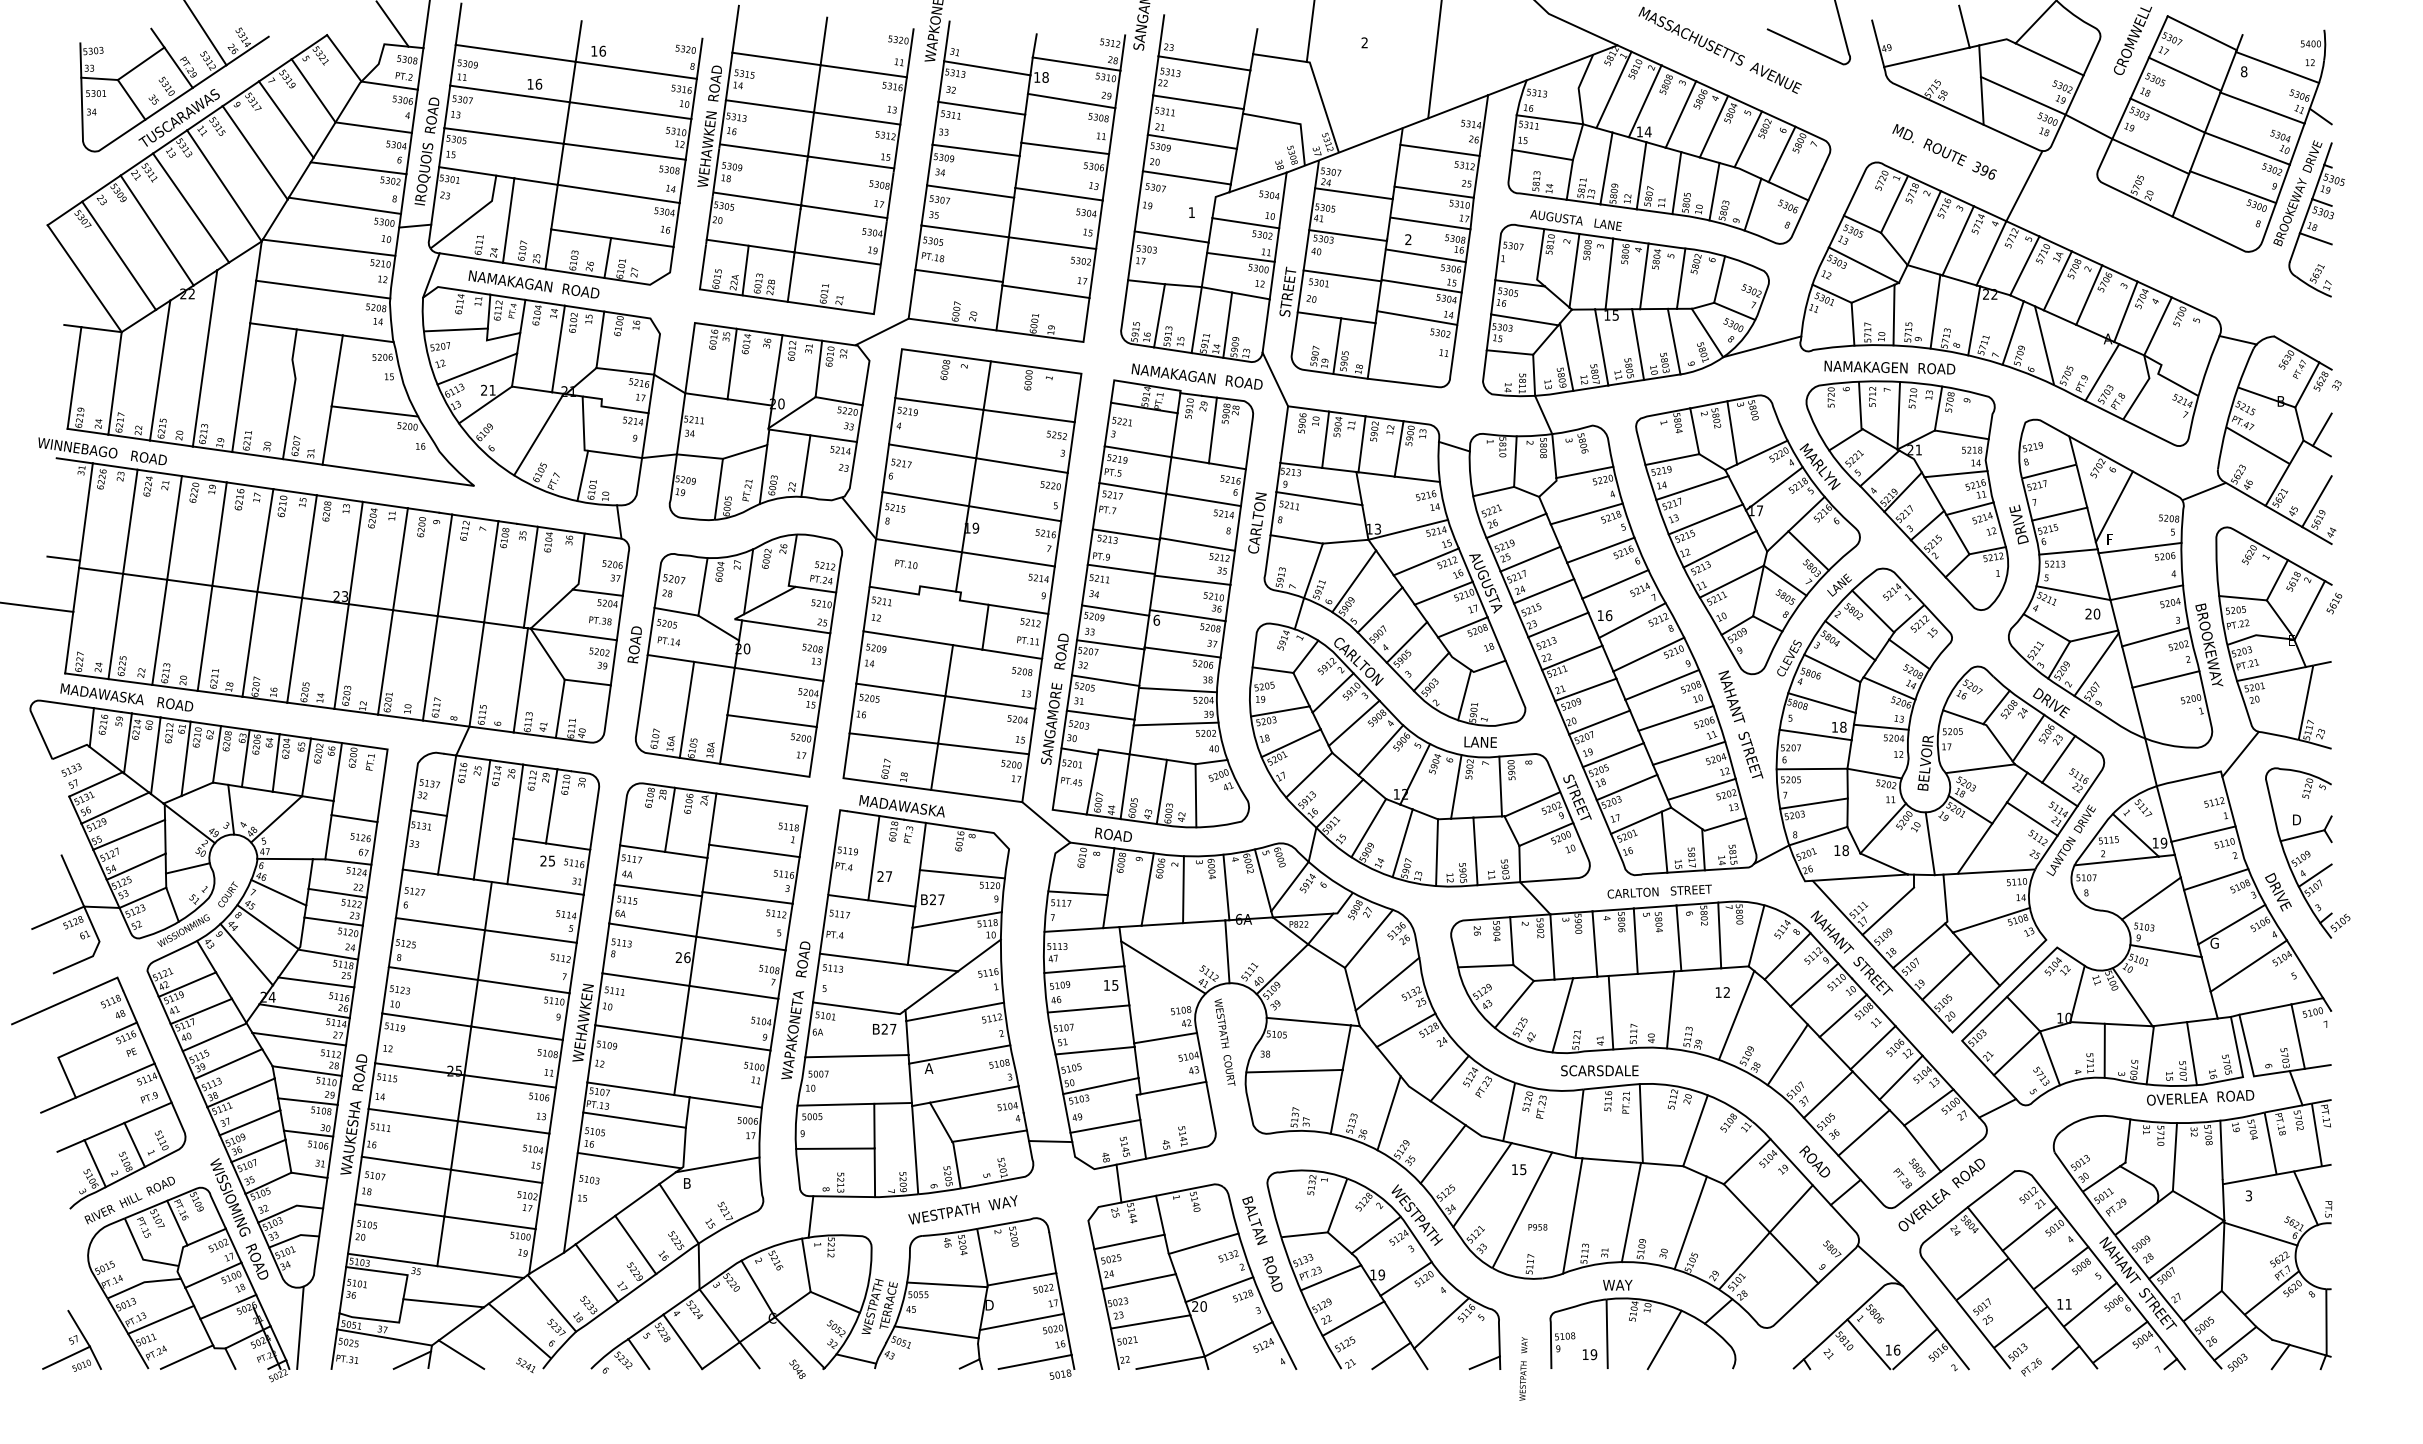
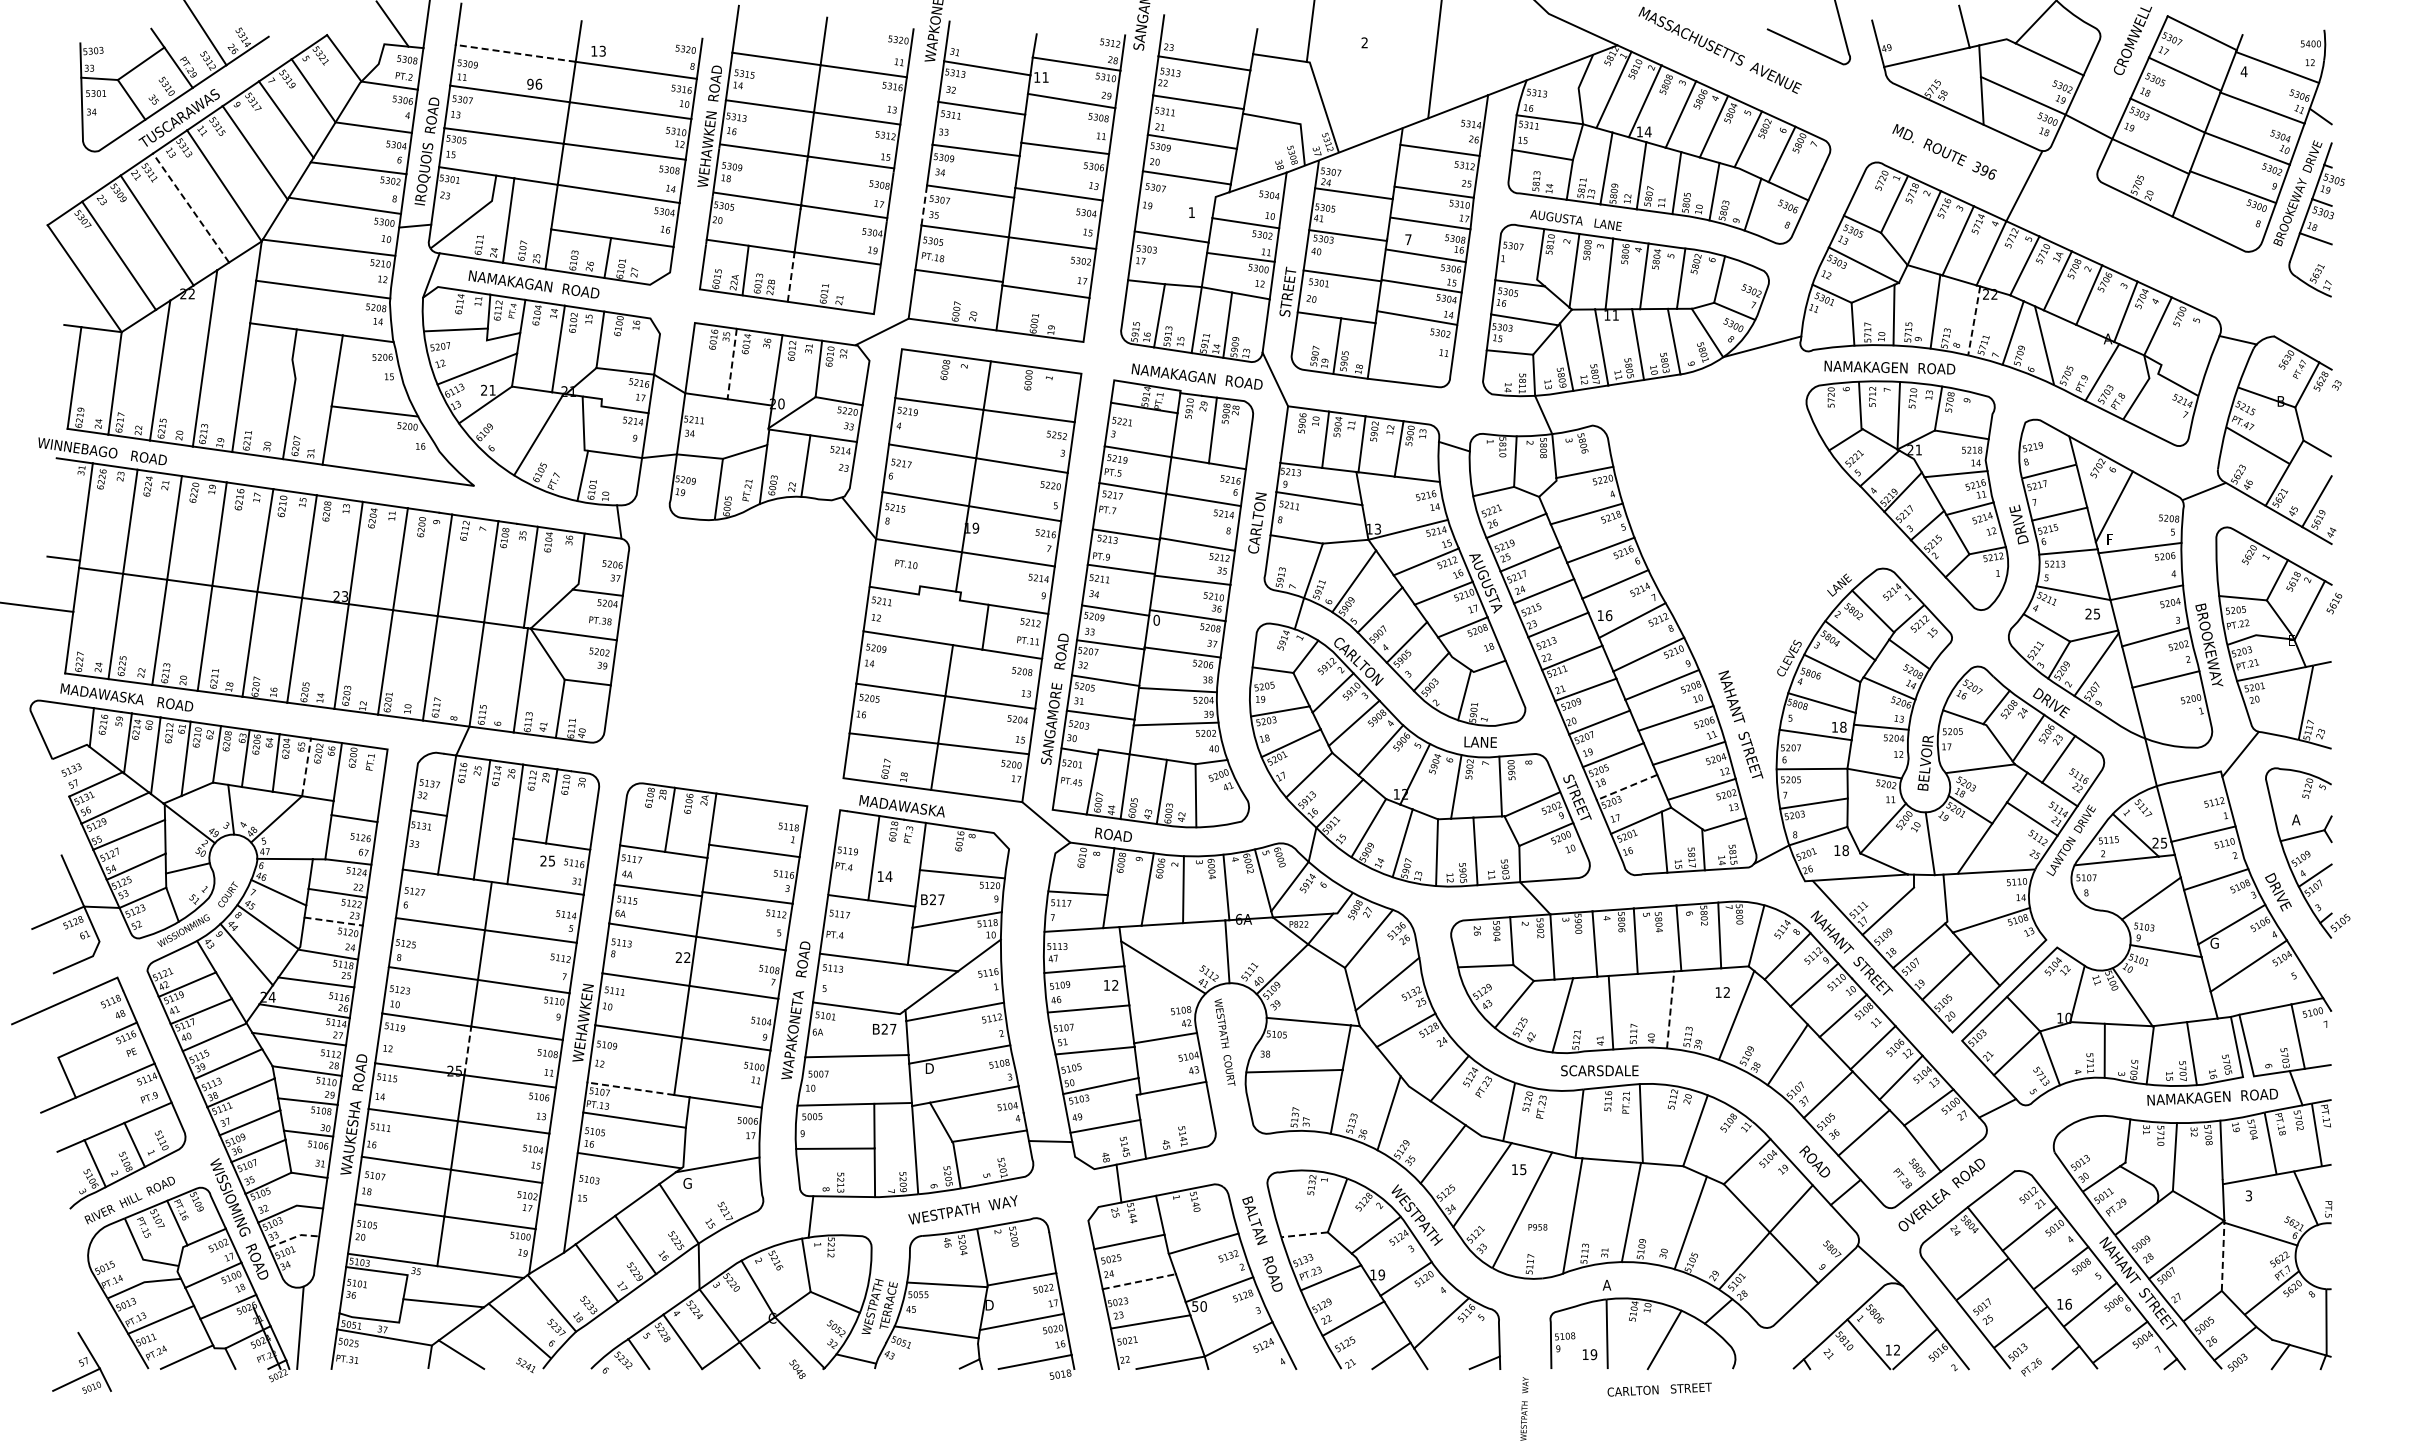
text: 16 -> 13 (602, 50)
line: solid -> dashed (515, 53)
text: 8 -> 4 (2243, 71)
text: 18 -> 11 (1045, 77)
text: 16 -> 96 (530, 83)
line: solid -> dashed (924, 205)
line: solid -> dashed (190, 207)
text: 2 -> 7 (1408, 239)
line: solid -> dashed (790, 279)
text: 15 -> 11 (1615, 315)
line: solid -> dashed (1974, 320)
line: solid -> dashed (732, 364)
line: present -> none (2321, 429)
part: present -> none (1747, 534)
text: 20 -> 25 (2096, 613)
text: 6 -> 0 (1156, 619)
part: present -> none (734, 655)
line: solid -> dashed (306, 766)
line: solid -> dashed (1627, 787)
text: D -> A (2296, 819)
text: 19 -> 25 (2159, 842)
text: 27 -> 14 (884, 876)
text position: (1659, 891) -> (1659, 1389) (1659, 1389)
line: solid -> dashed (334, 921)
text: 26 -> 22 (687, 957)
text: 15 -> 12 (1115, 985)
line: solid -> dashed (1670, 1009)
line: solid -> dashed (467, 1050)
text: A -> D (928, 1068)
line: solid -> dashed (630, 1088)
text: OVERLEA  ROAD -> NAMAKAGEN  ROAD (2212, 1096)
text: B -> G (687, 1183)
line: solid -> dashed (1303, 1234)
line: solid -> dashed (294, 1237)
line: solid -> dashed (2223, 1256)
line: solid -> dashed (1139, 1281)
text: WAY -> A (1617, 1284)
text: 11 -> 16 (2068, 1303)
text: 20 -> 50 (1195, 1306)
part position: (71, 1340) -> (81, 1362) (81, 1362)
text: 16 -> 12 (1896, 1349)
line: present -> none (412, 1359)
text position: (1523, 1368) -> (1524, 1408) (1524, 1408)
